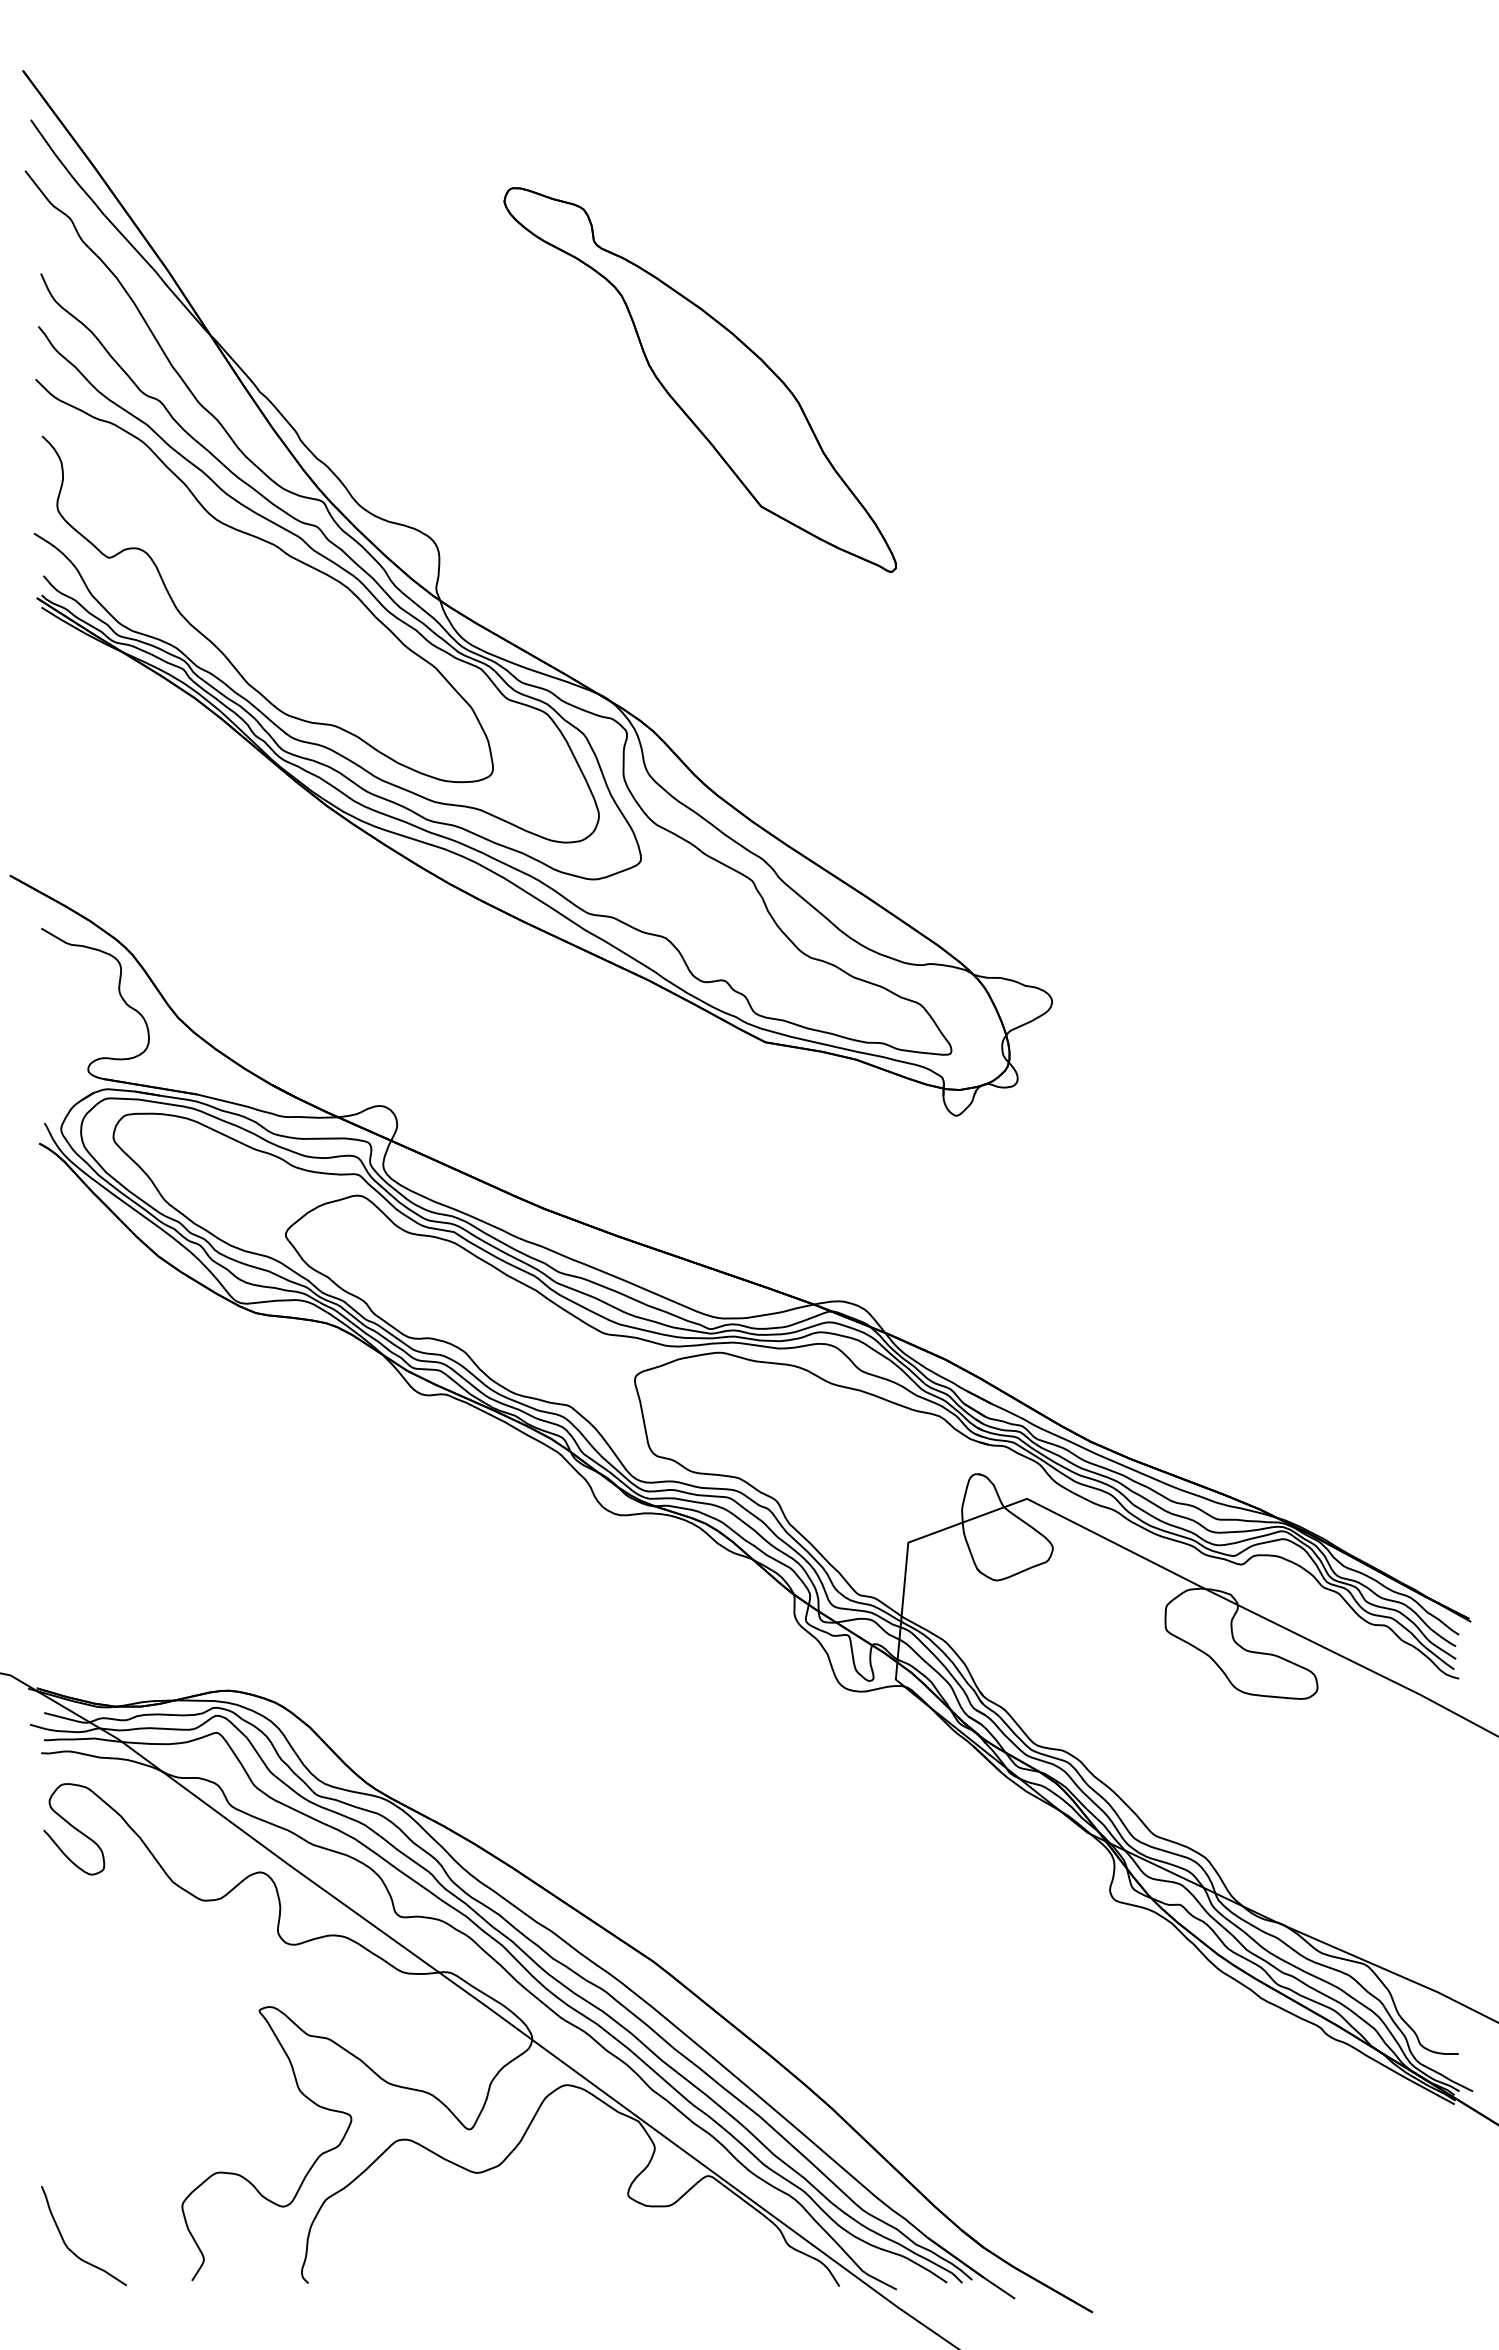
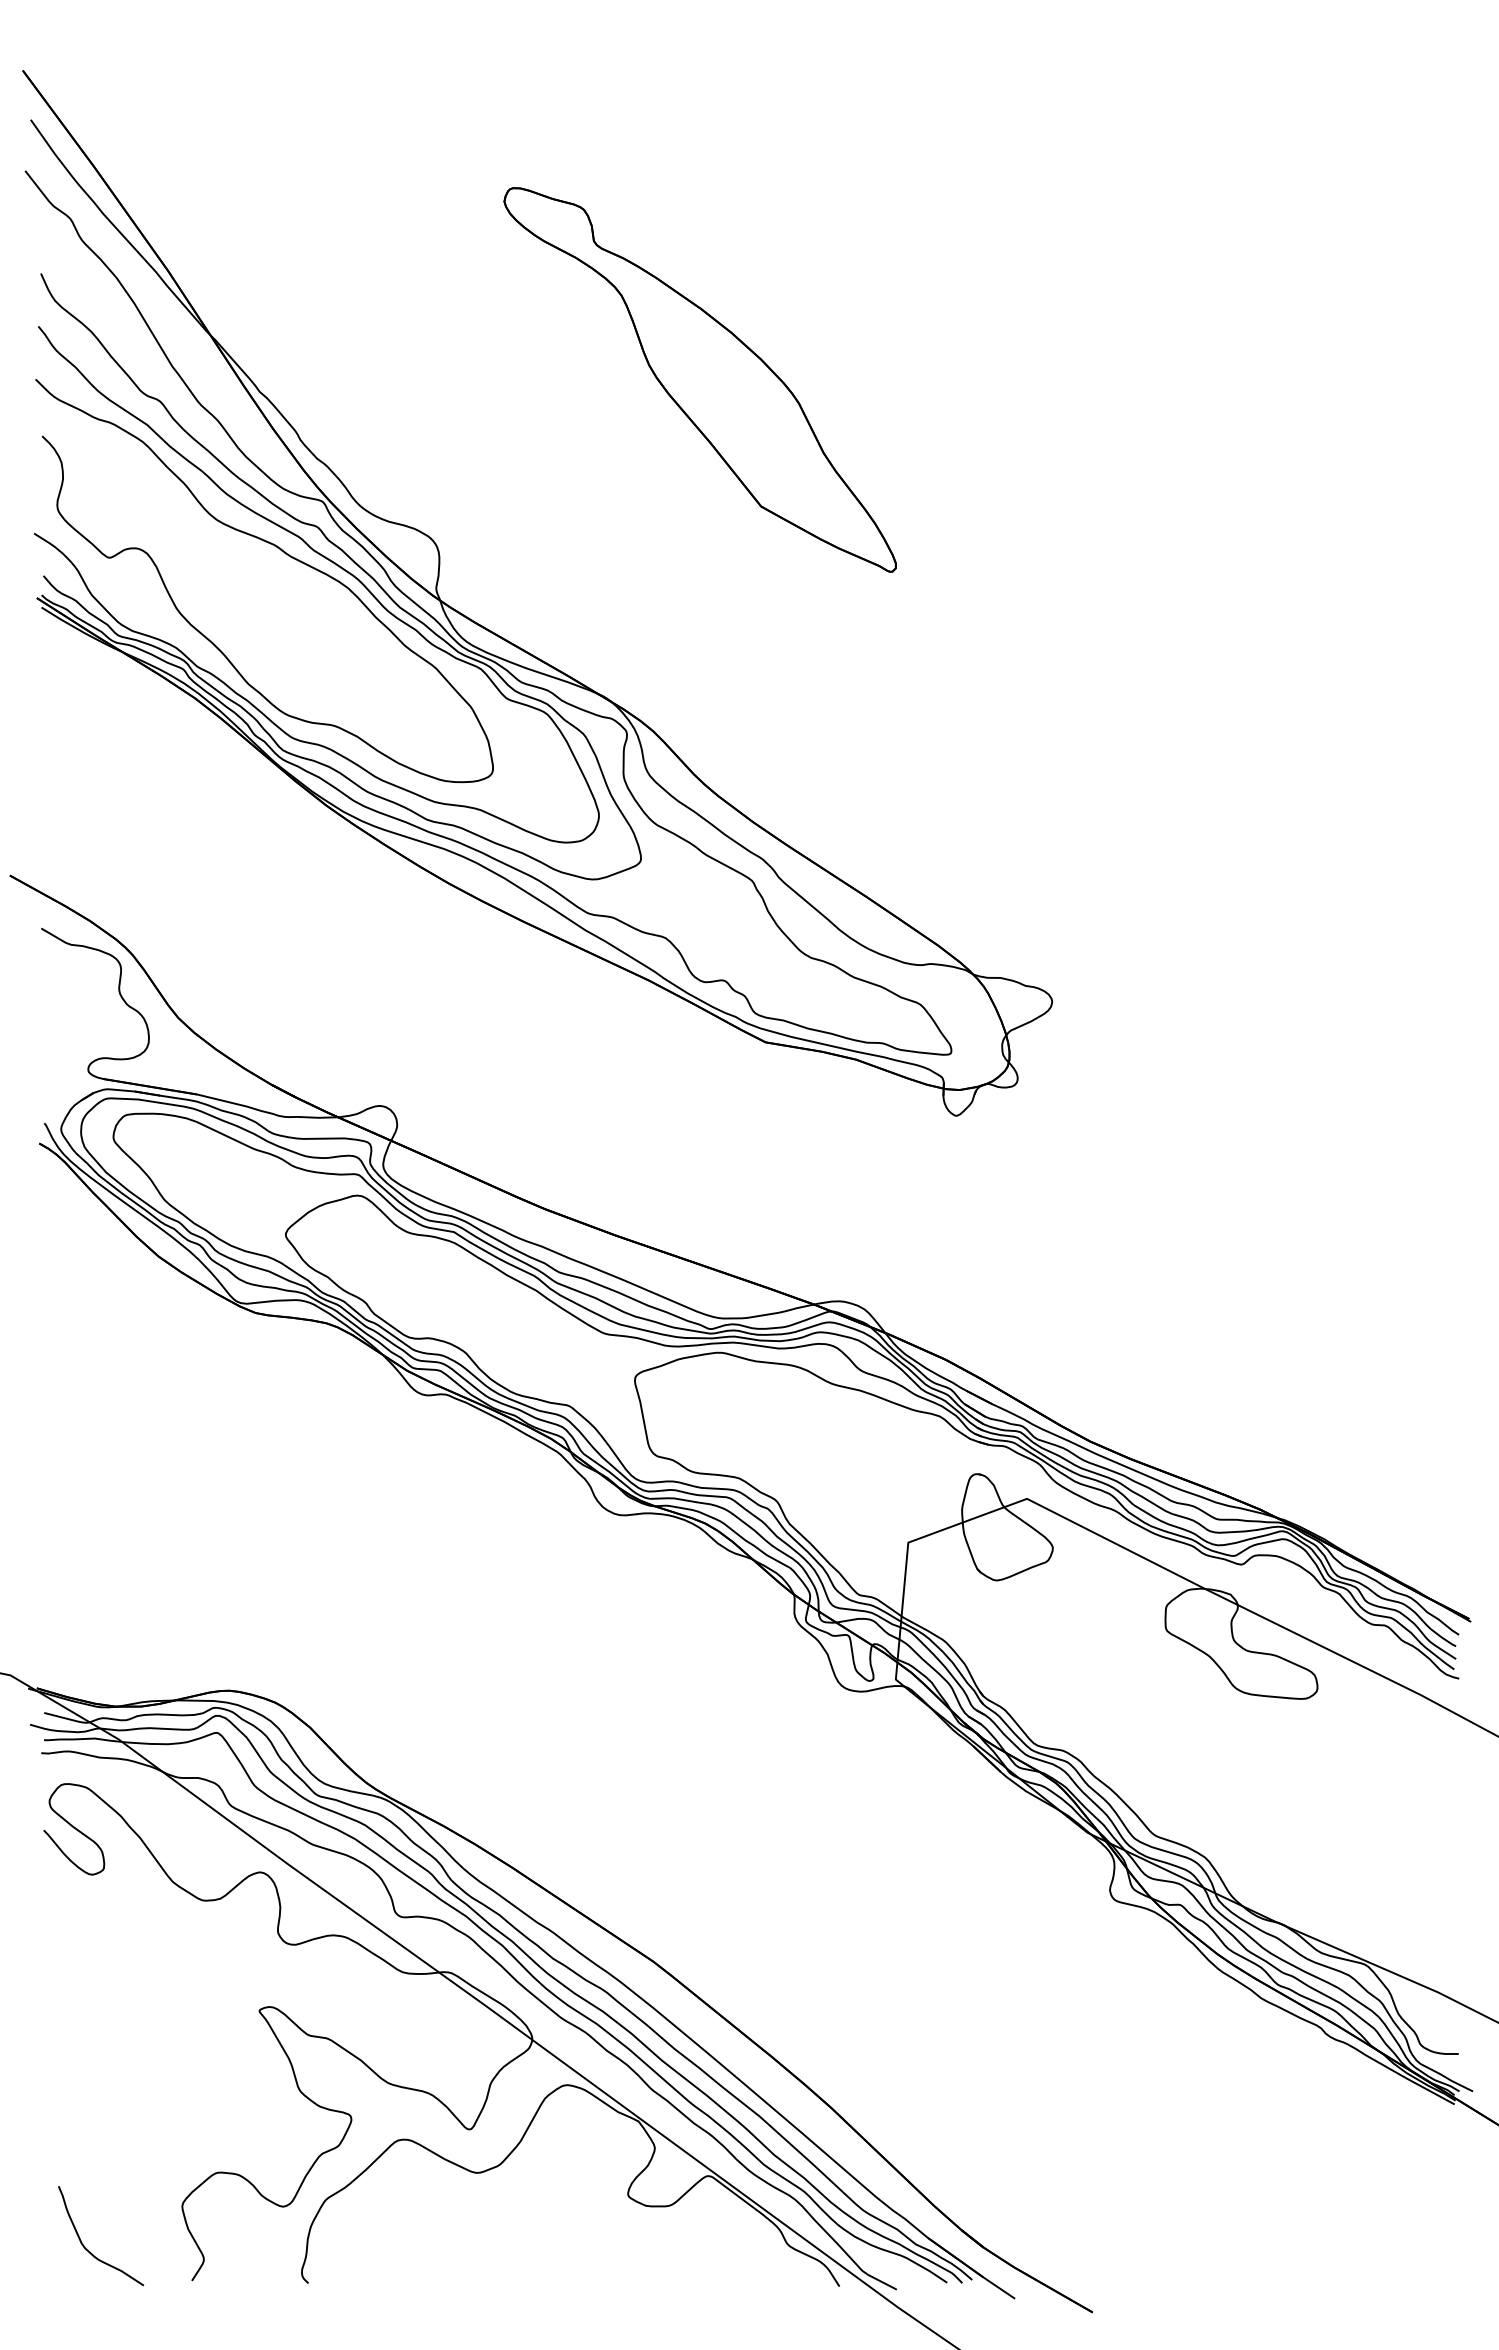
curve position: (72, 2250) -> (89, 2250) (89, 2250)
